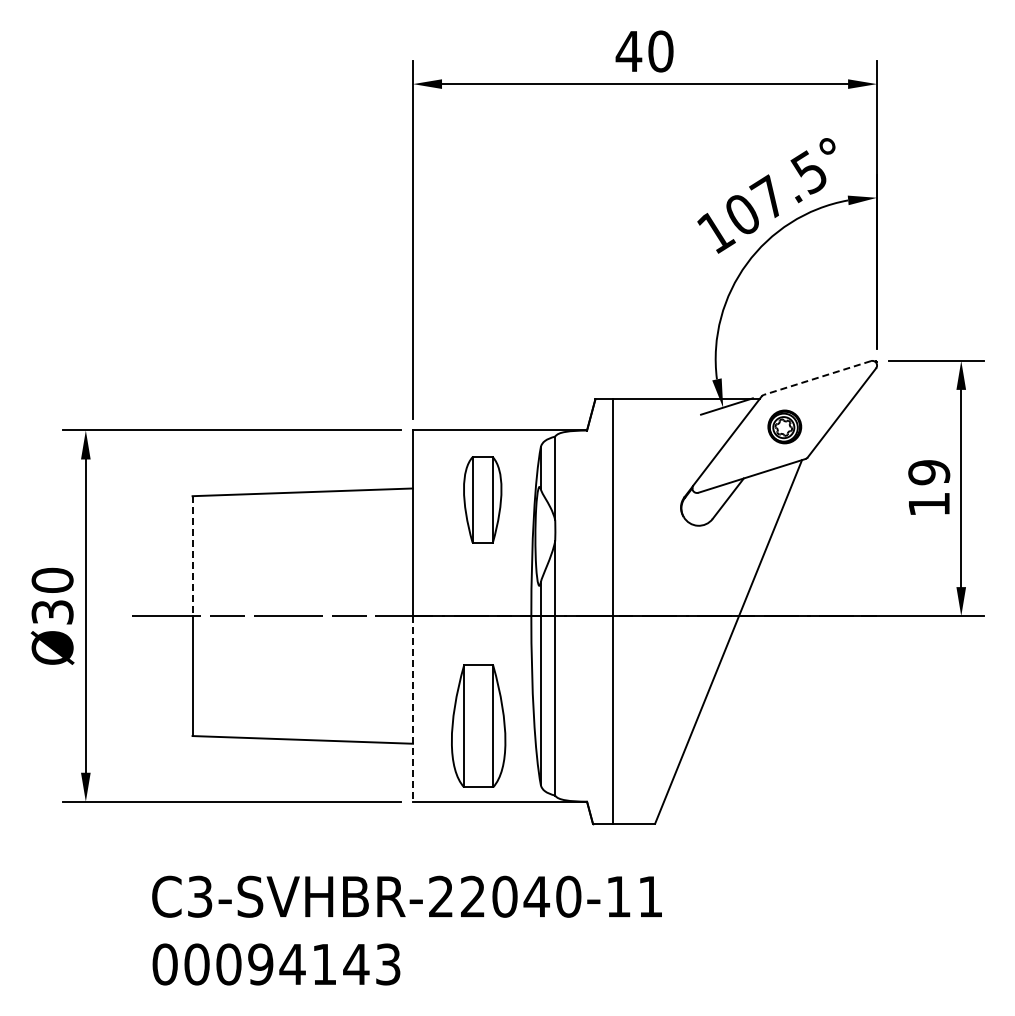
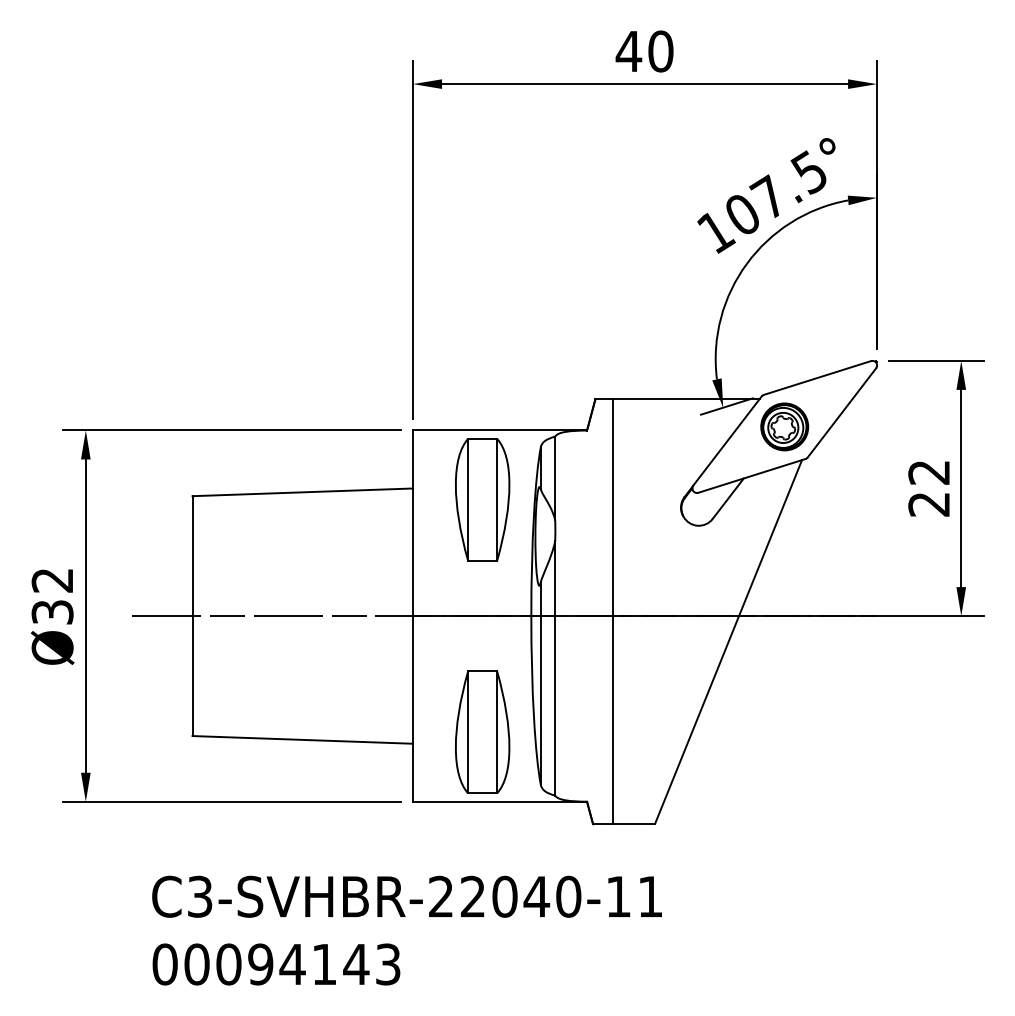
line: dashed -> solid (817, 378)
part size: 36x36 px -> 50x50 px (784, 426)
text: 19 -> 22 (929, 488)
part size: 40x88 px -> 56x124 px (482, 499)
line: dashed -> solid (192, 556)
text: Ø30 -> Ø32 (52, 579)
line: dashed -> solid (413, 708)
part position: (478, 725) -> (482, 731) (482, 731)
